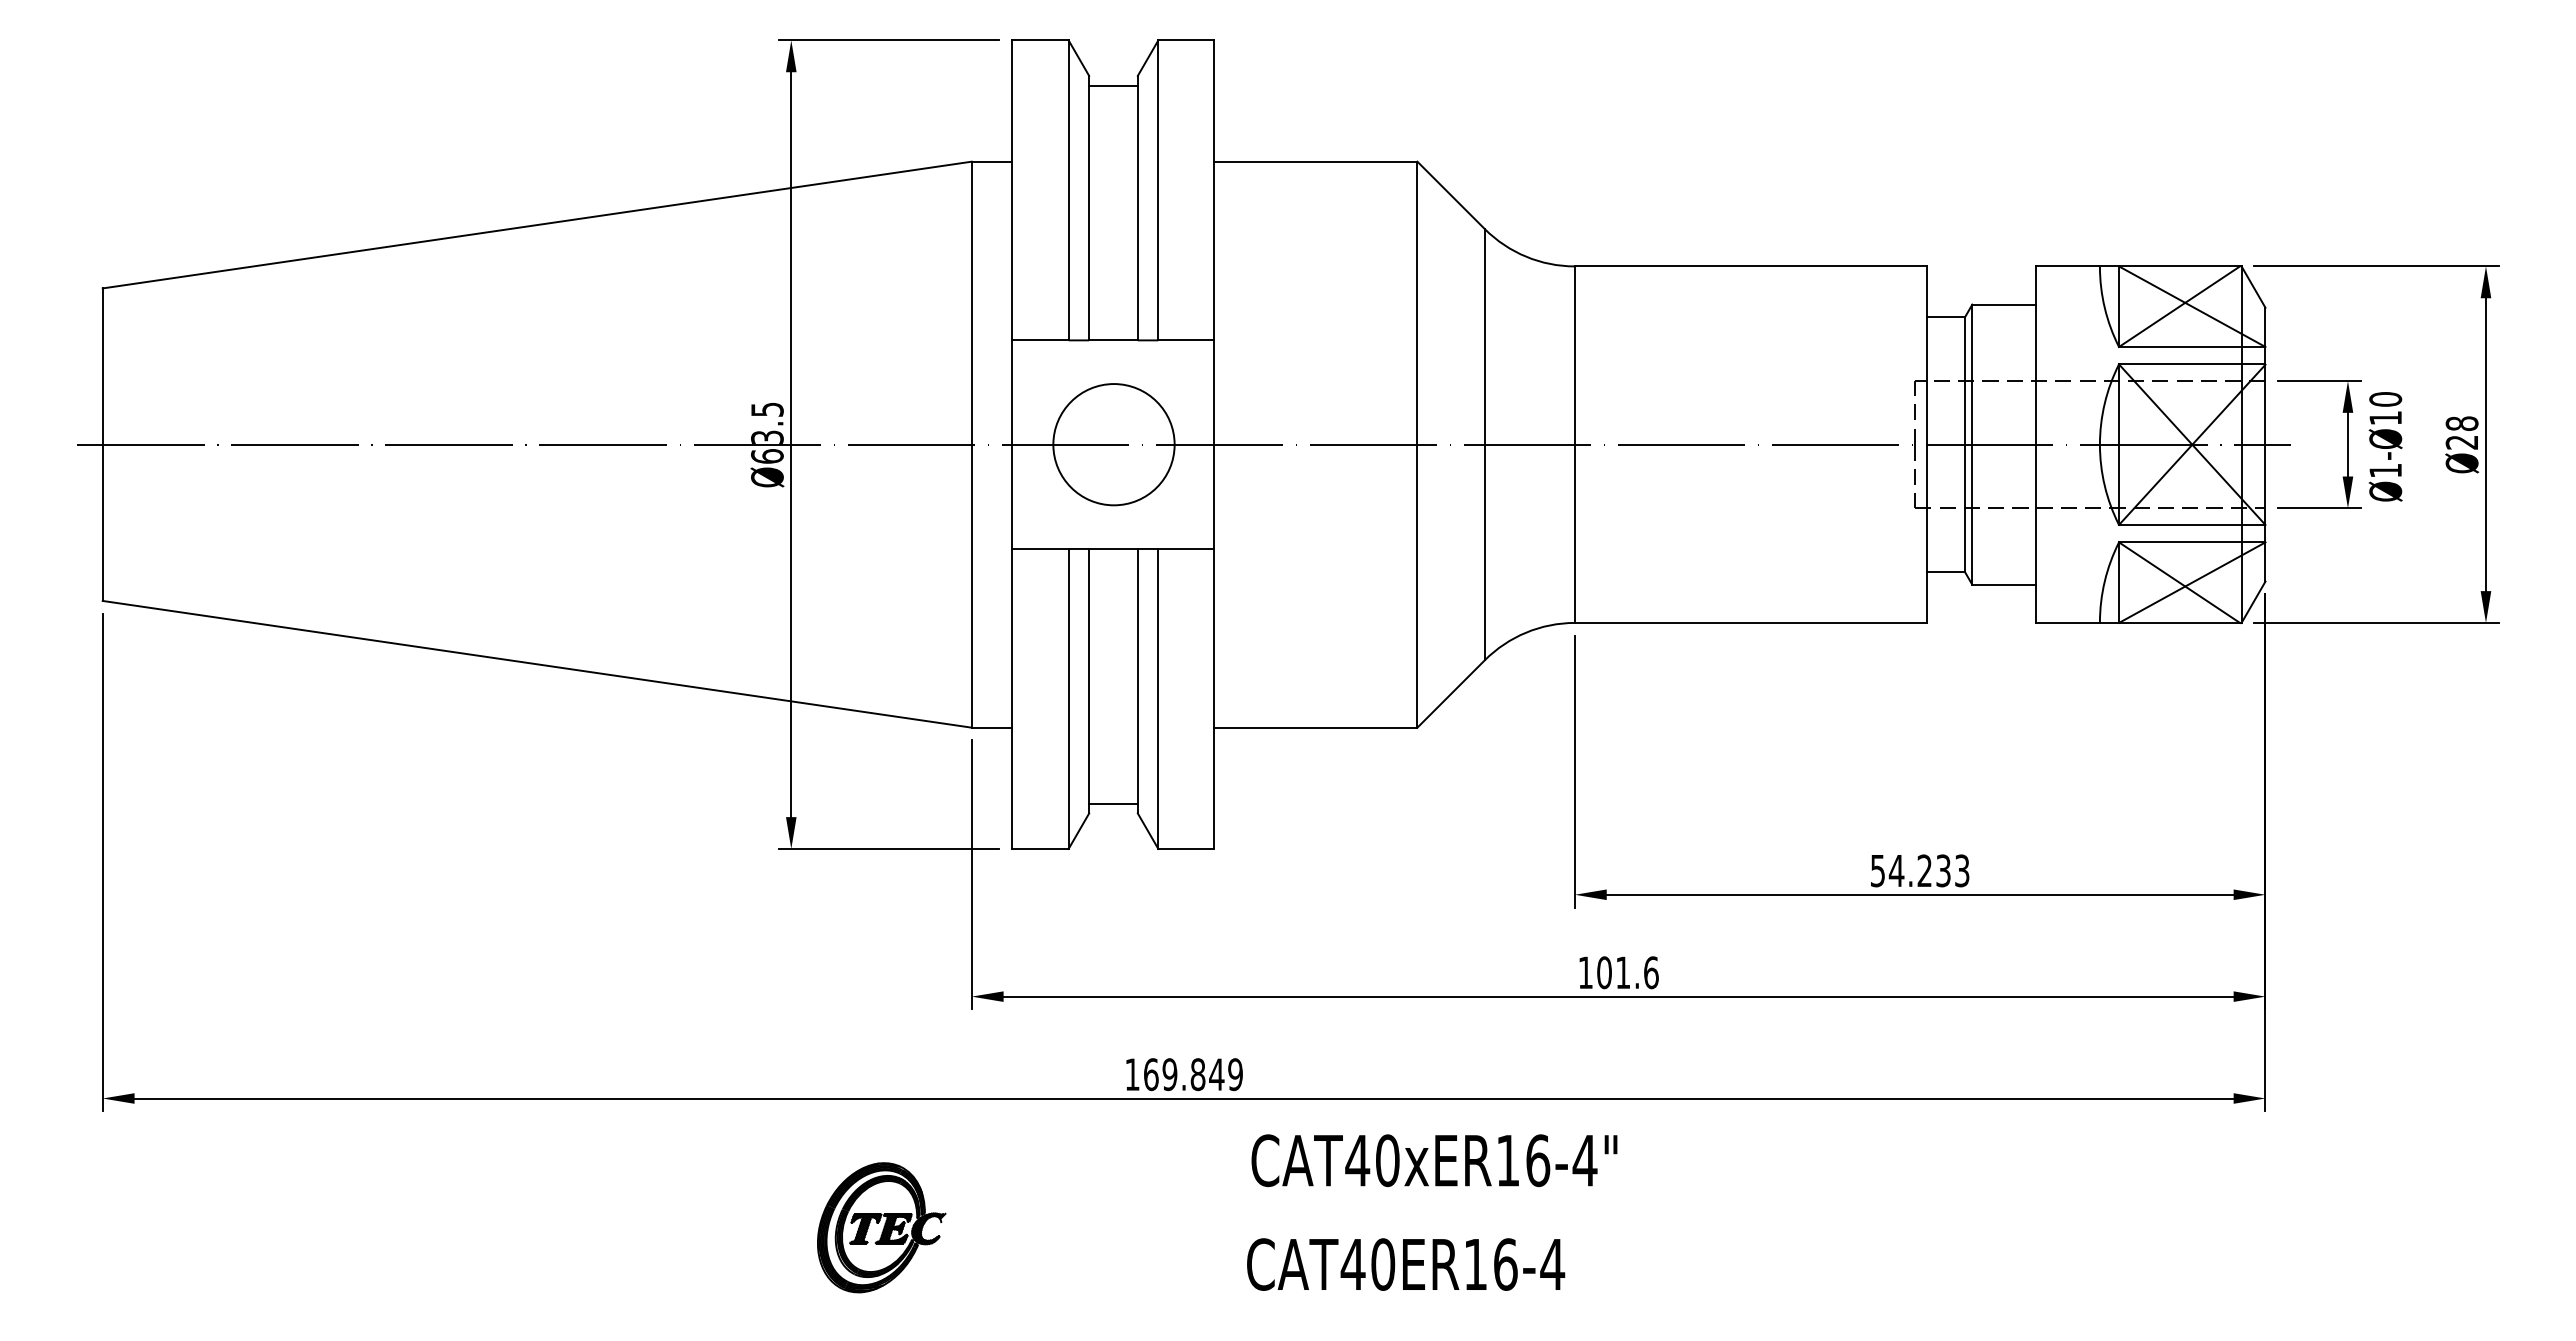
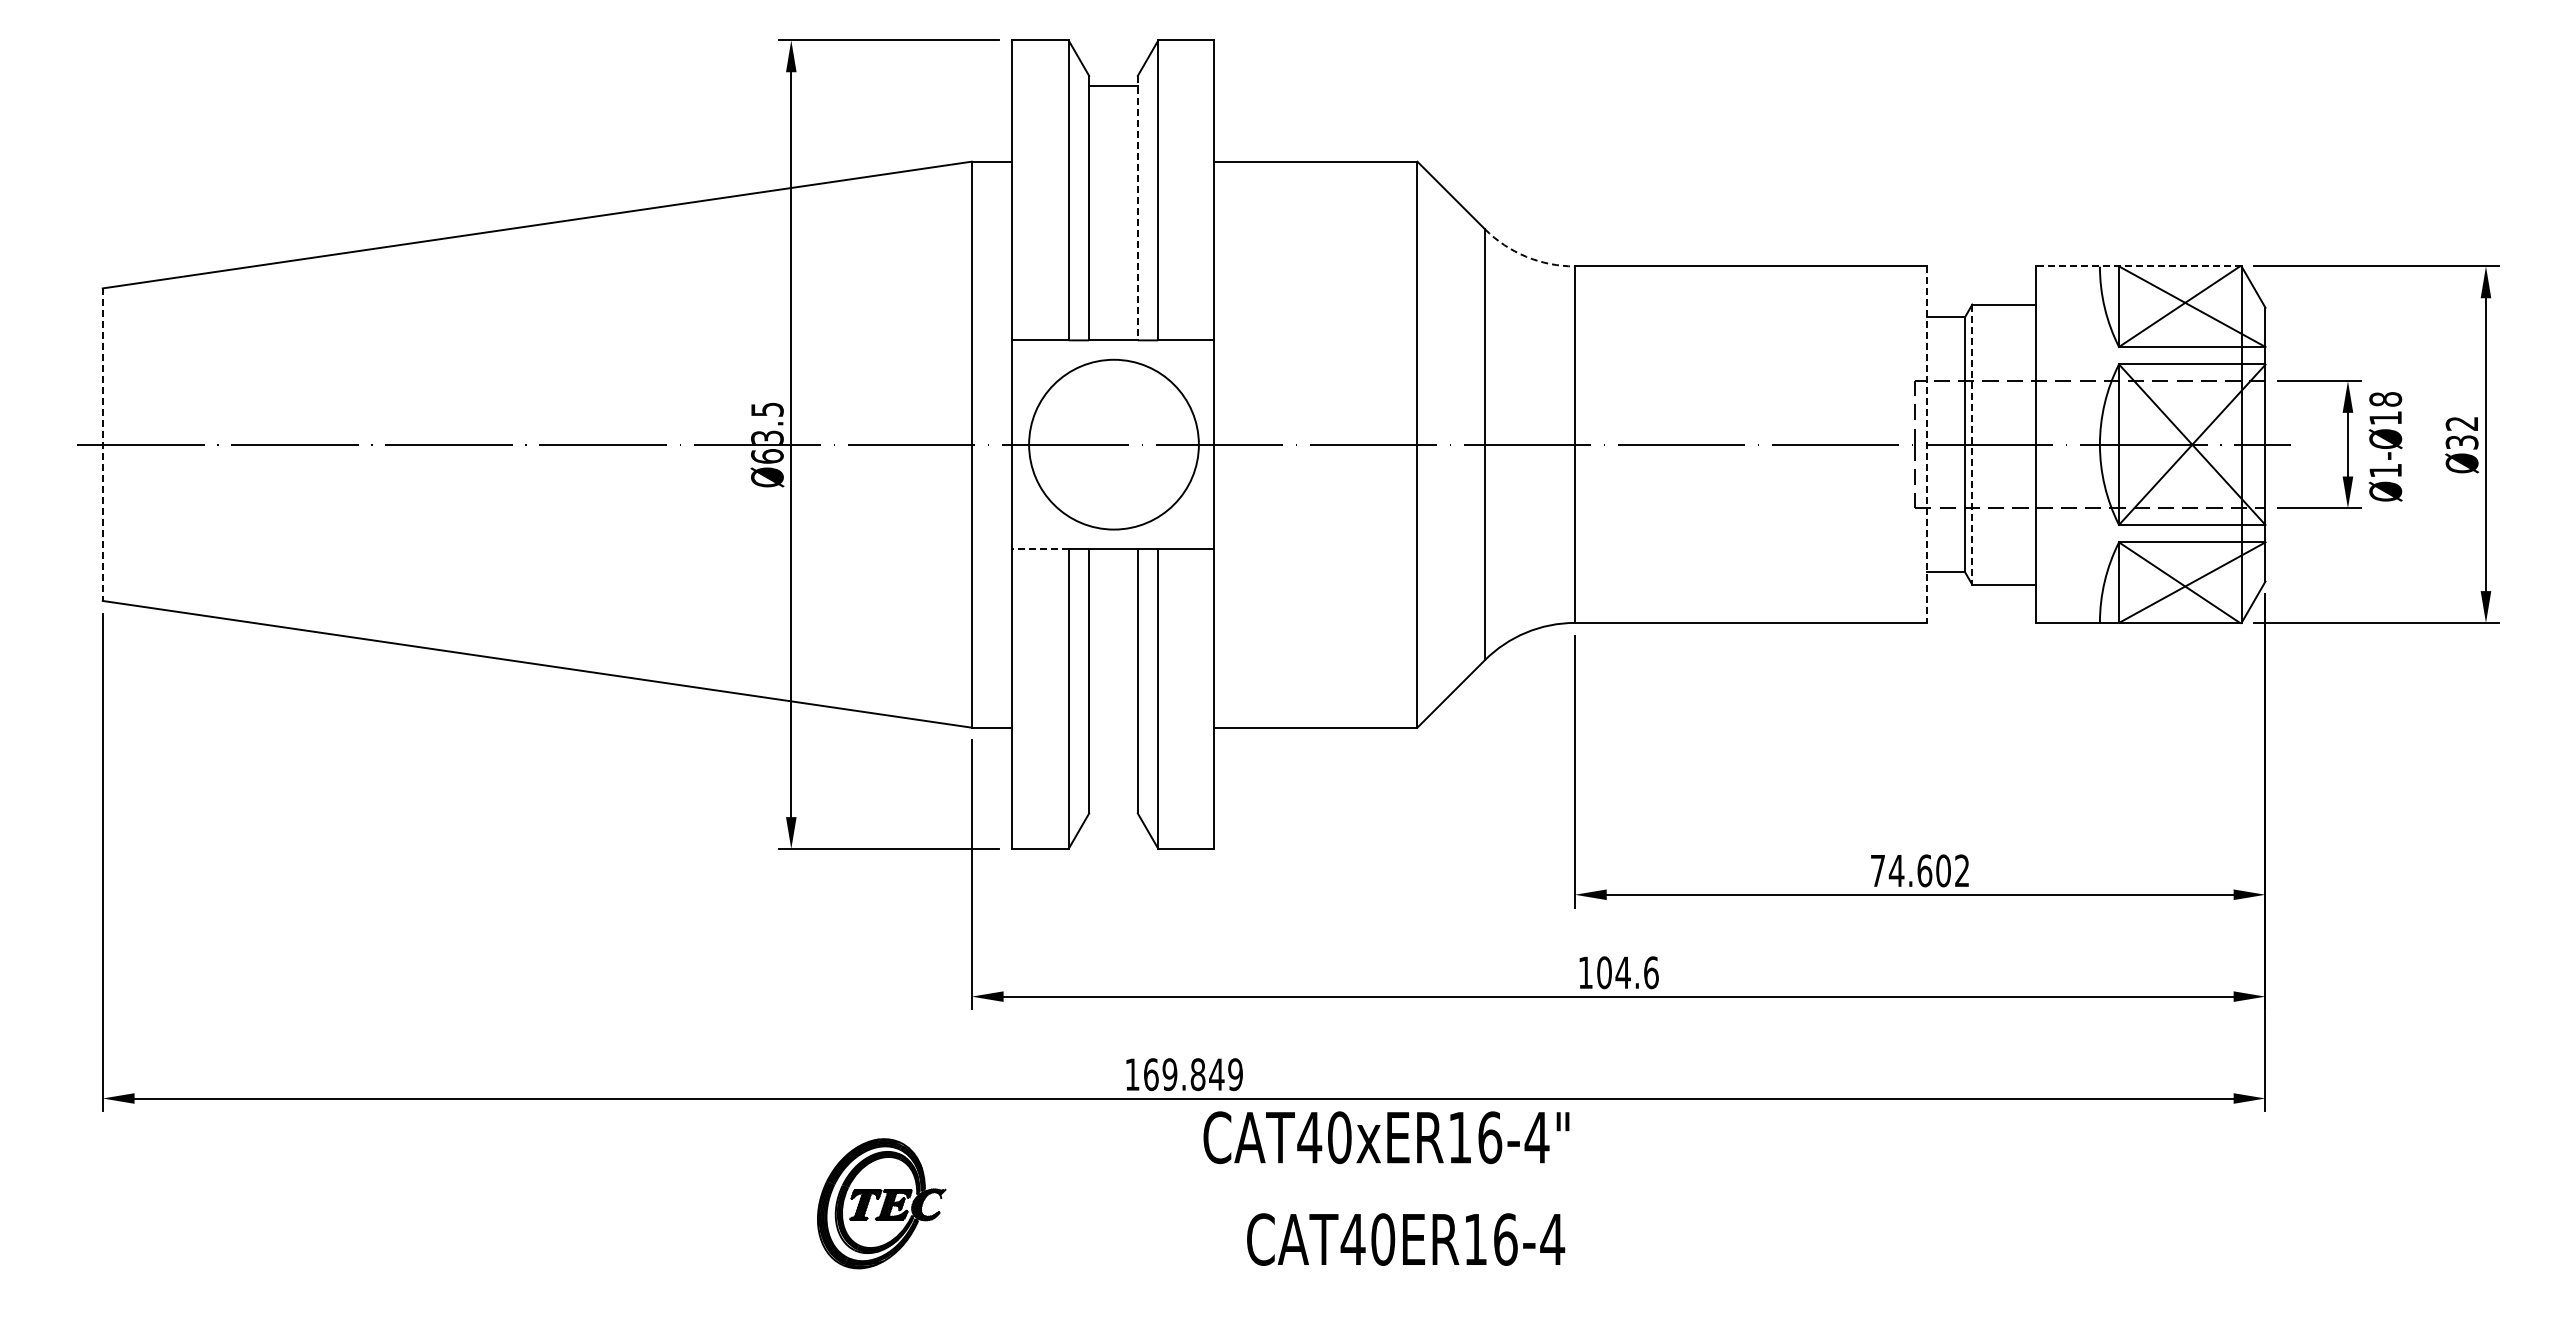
line: solid -> dashed (1137, 208)
arc: solid -> dashed (1526, 256)
line: solid -> dashed (2138, 266)
text: 10 -> 18 (2385, 399)
text: 28 -> 32 (2461, 432)
circle diameter: 121 px -> 170 px (1113, 444)
line: solid -> dashed (102, 445)
line: solid -> dashed (1926, 445)
line: solid -> dashed (1972, 445)
line: solid -> dashed (1039, 548)
line: present -> none (1113, 803)
text: 54.233 -> 74.602 (1920, 870)
text: 101.6 -> 104.6 (1622, 972)
text position: (1434, 1160) -> (1386, 1137) (1386, 1137)
part position: (881, 1227) -> (881, 1203) (881, 1203)
text position: (1406, 1264) -> (1406, 1239) (1406, 1239)
